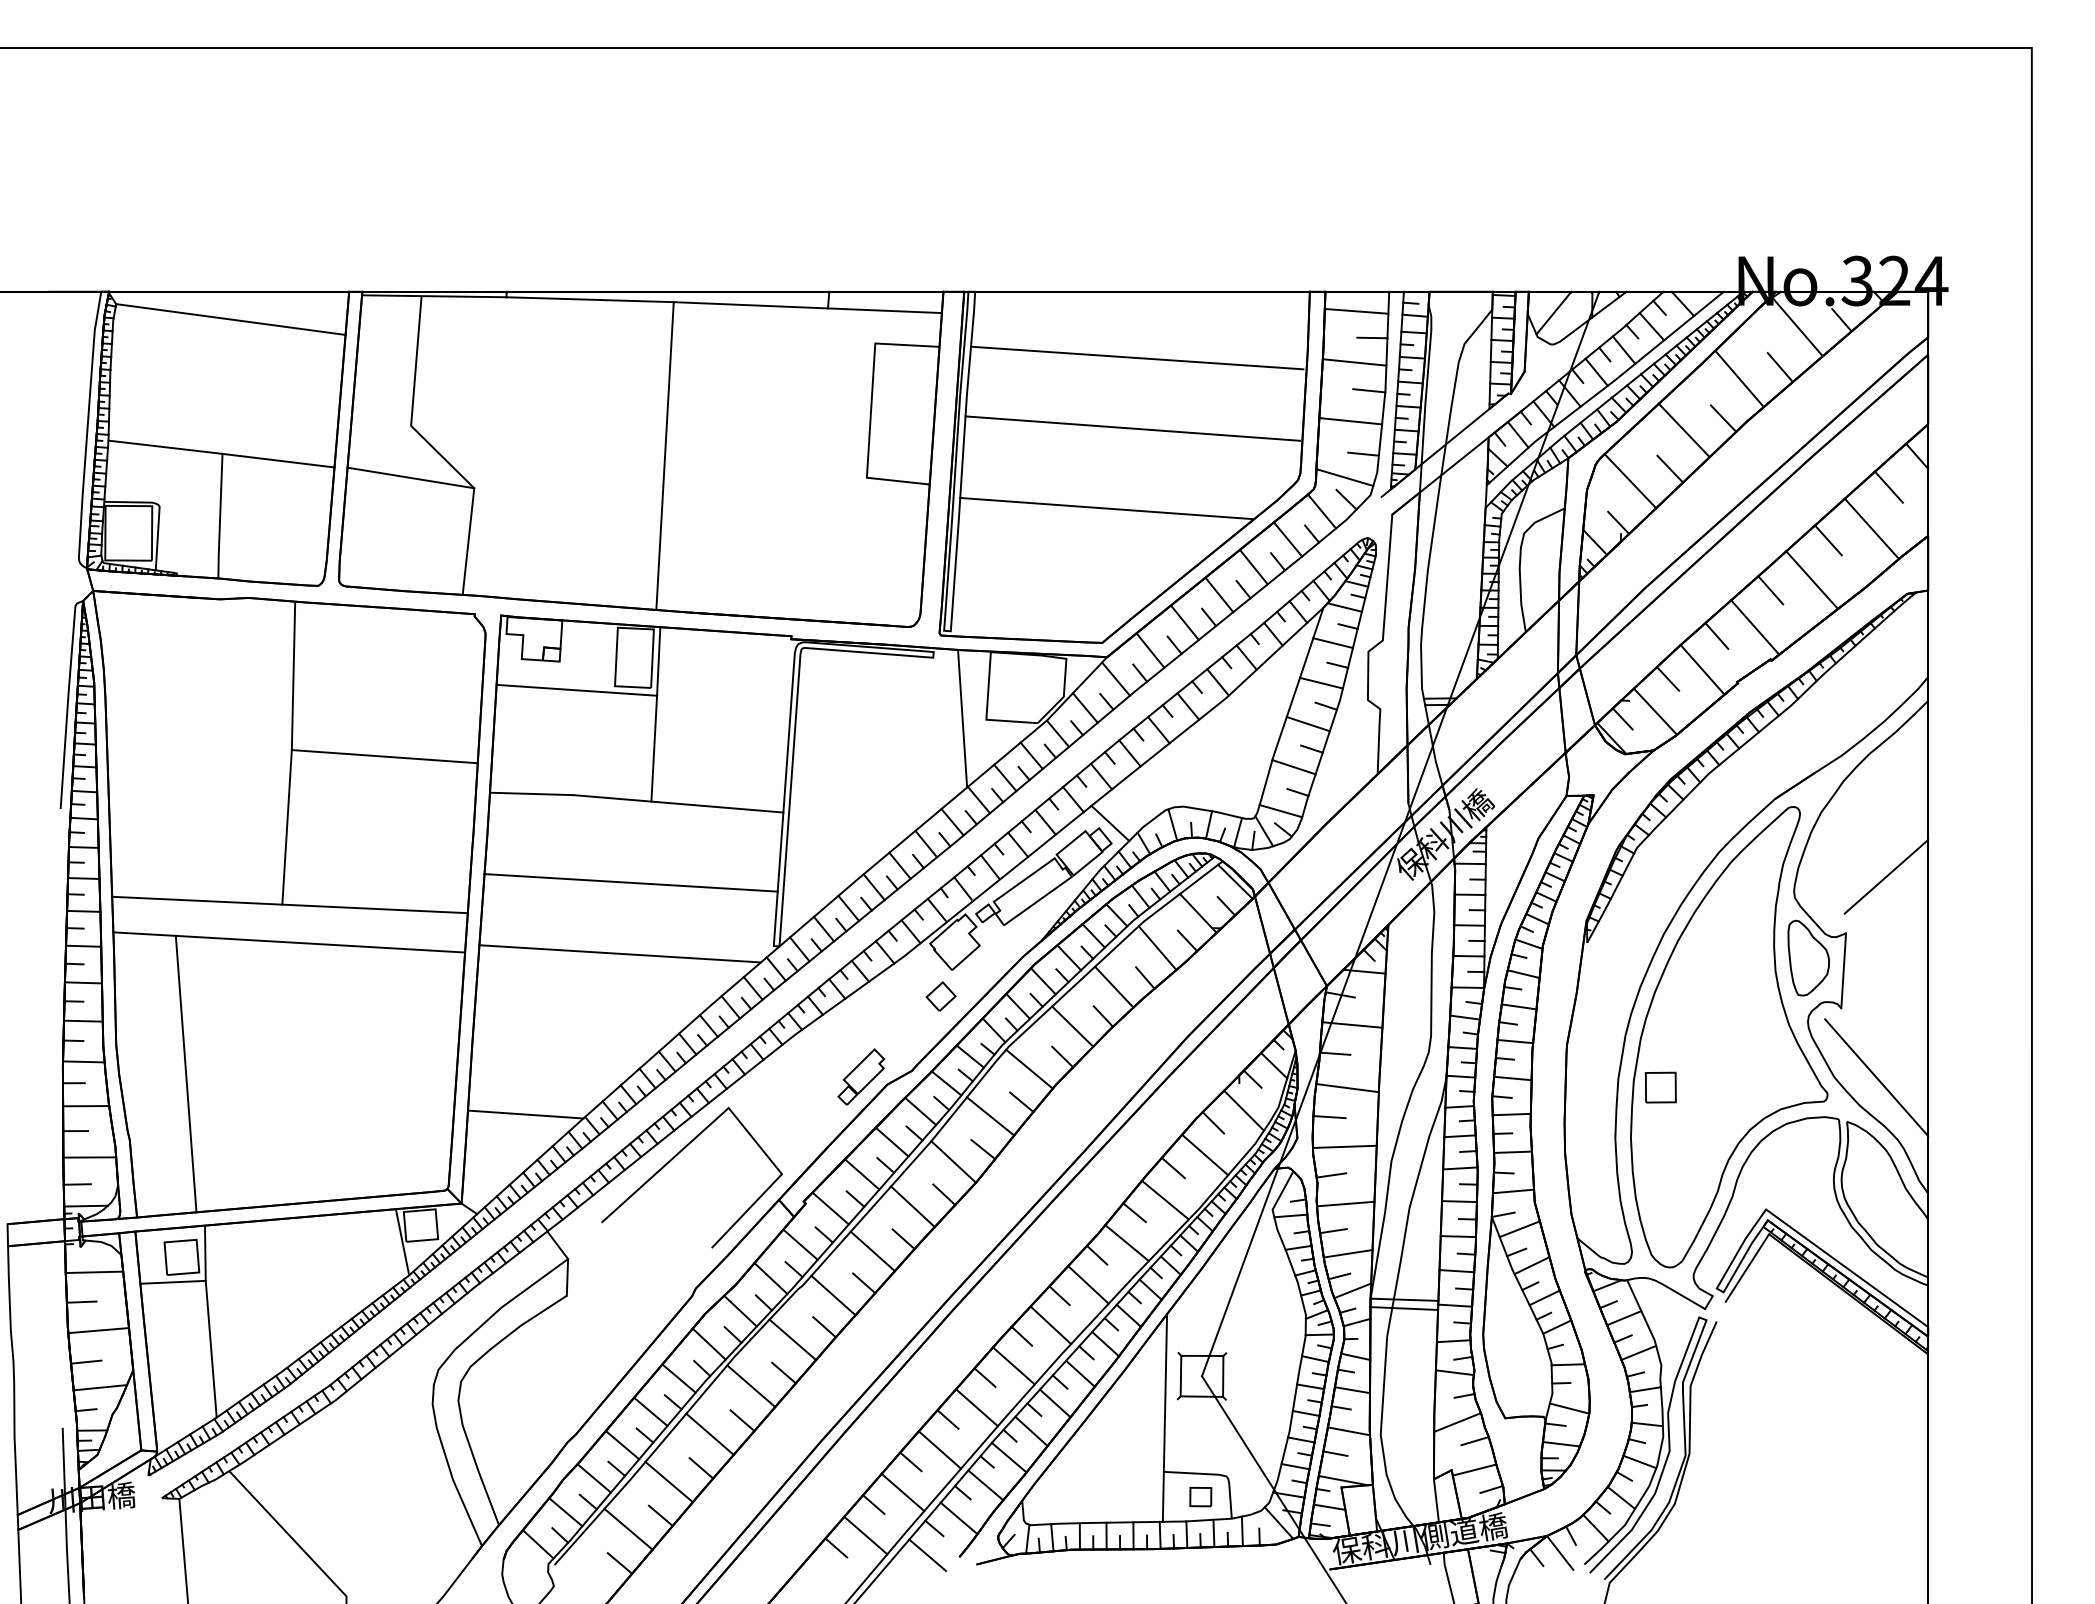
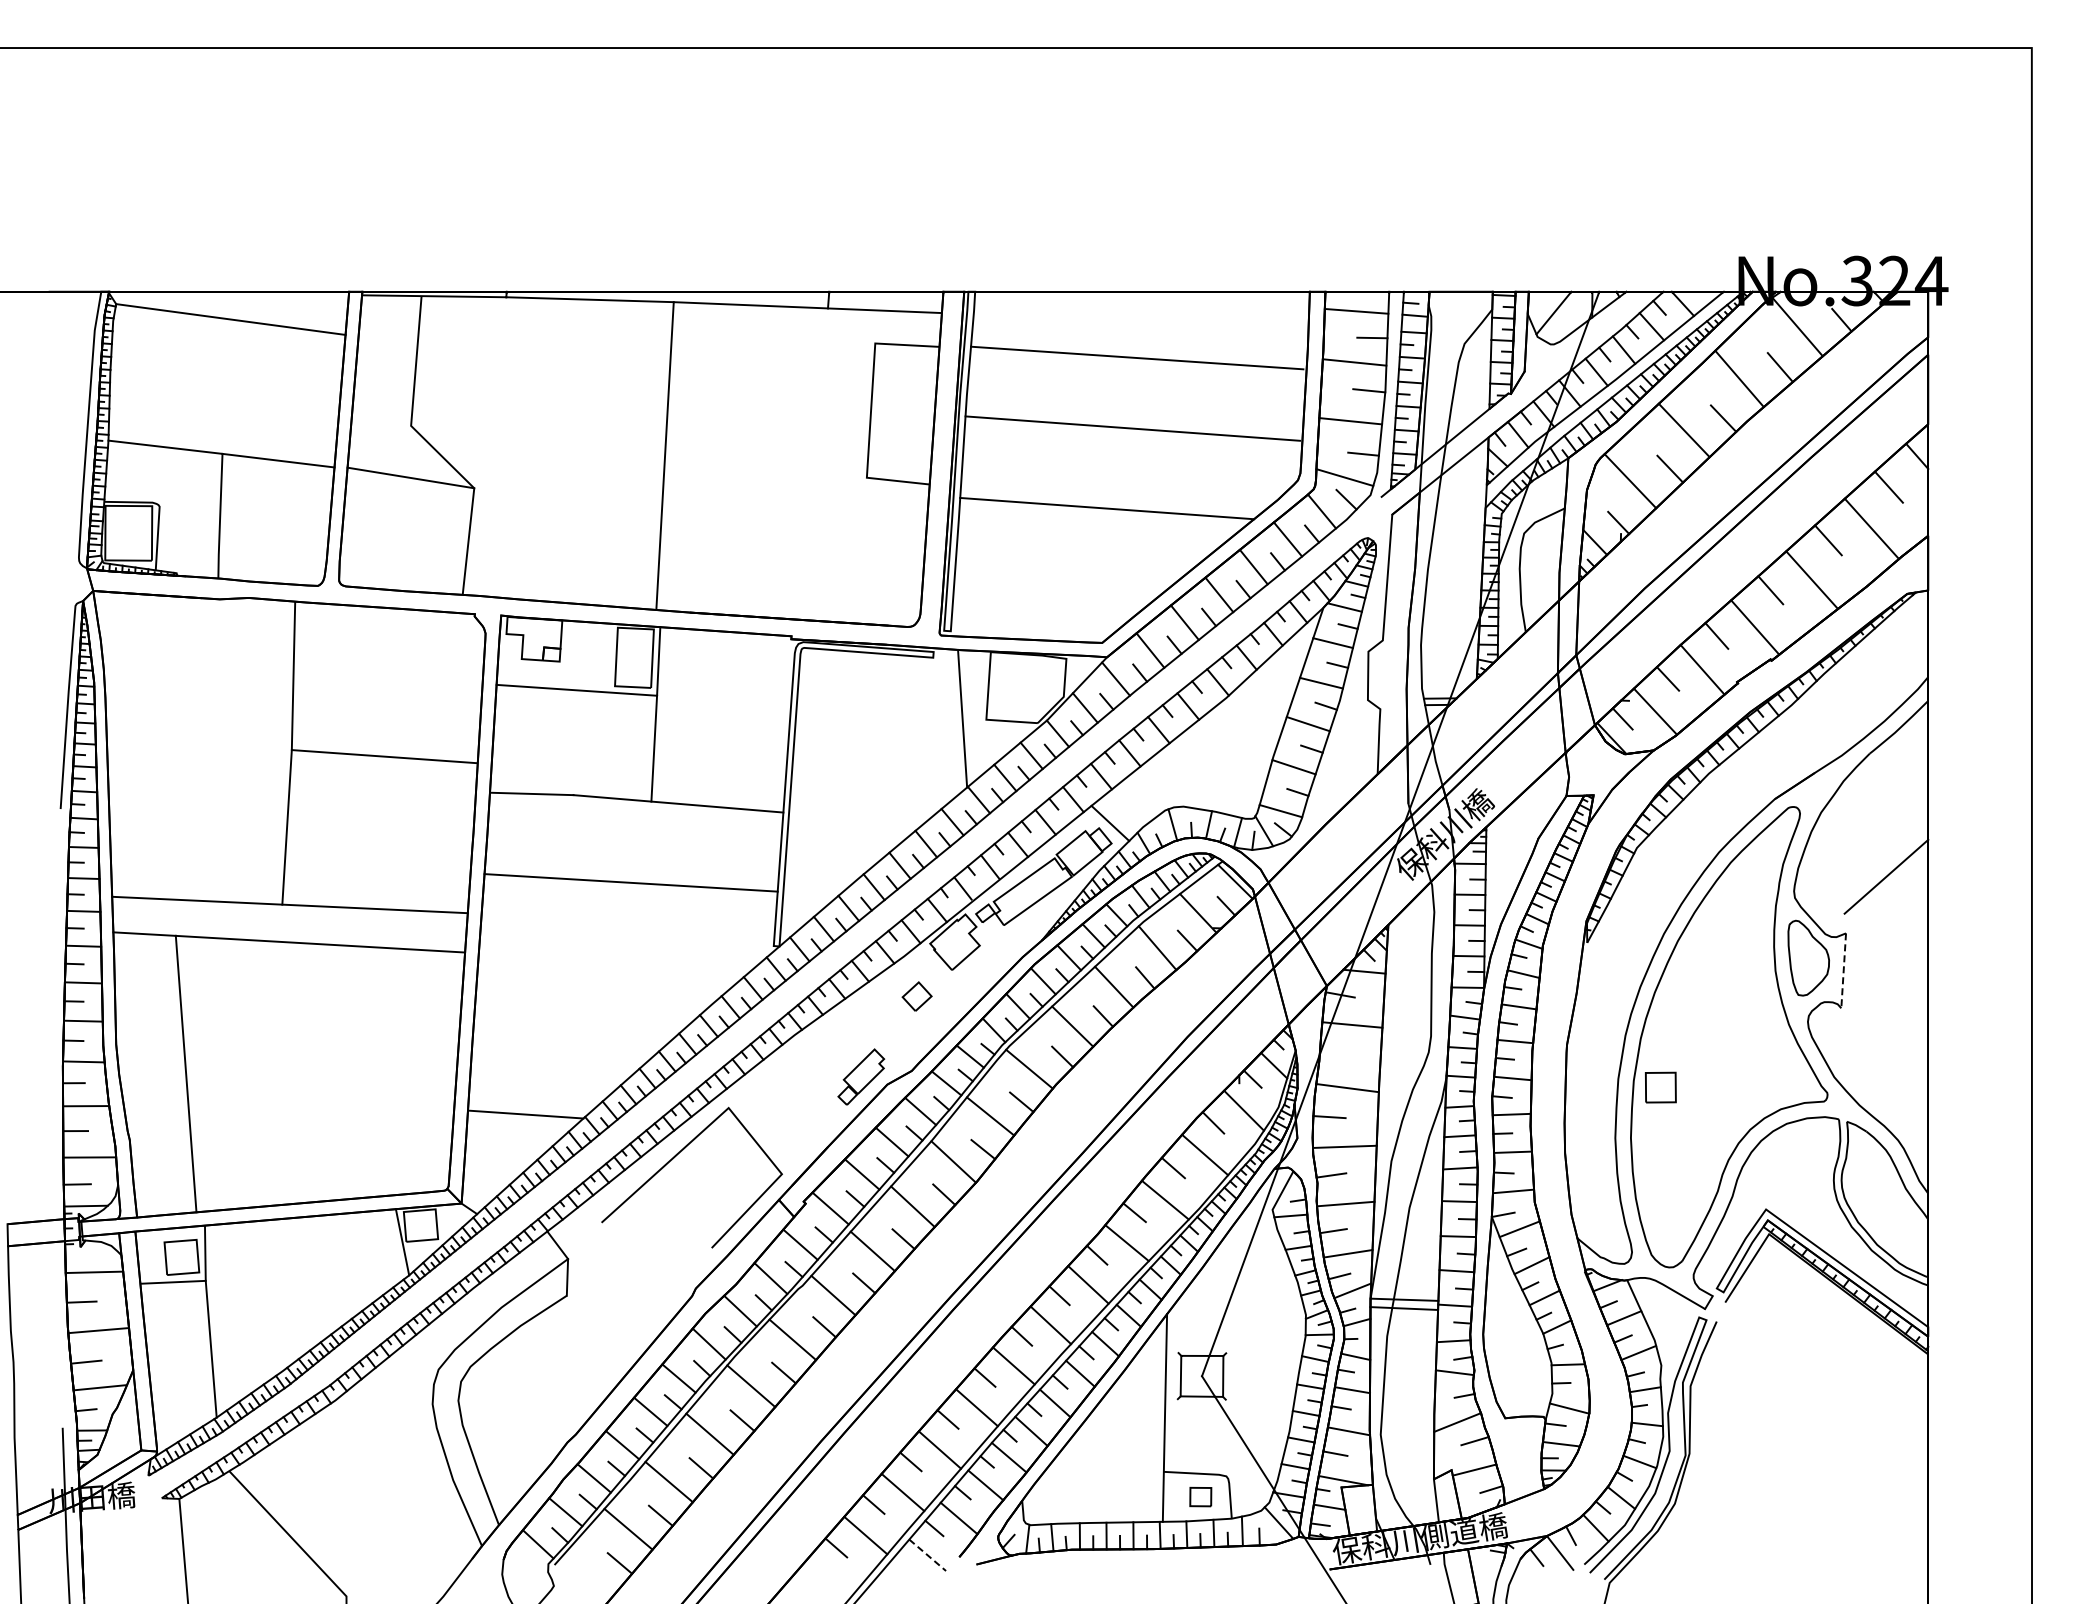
line: present -> none (619, 953)
line: solid -> dashed (1843, 970)
part position: (940, 996) -> (916, 996) (916, 996)
line: present -> none (1334, 1053)
line: present -> none (1876, 1077)
line: solid -> dashed (928, 1555)
